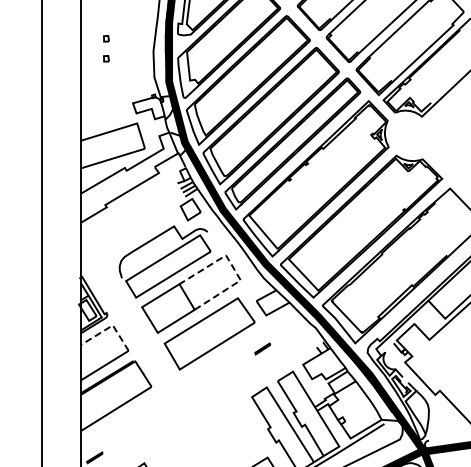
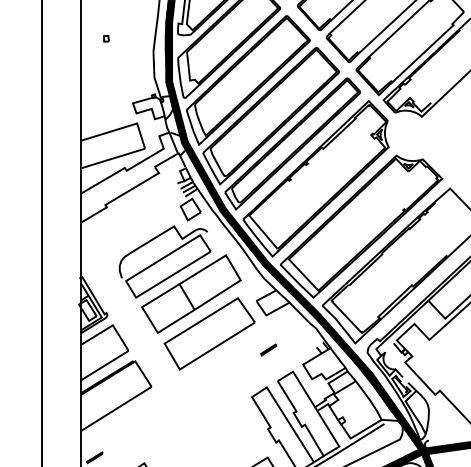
part: present -> none (106, 58)
line: dashed -> solid (233, 267)
line: dashed -> solid (109, 327)
part position: (262, 348) -> (268, 349) (268, 349)
